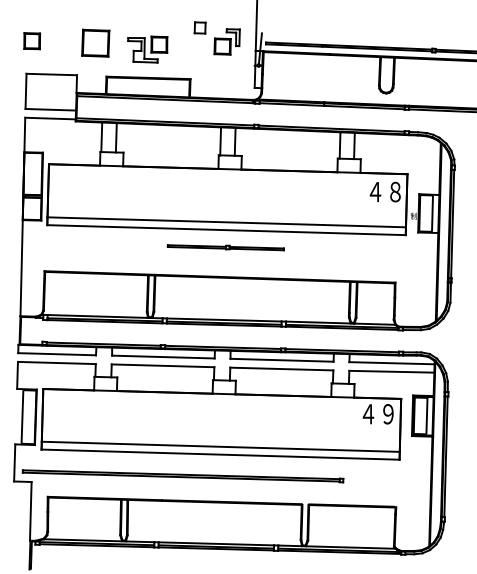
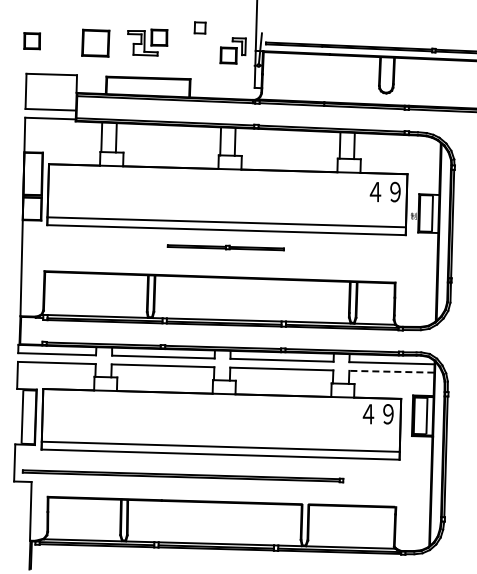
part position: (226, 41) -> (232, 50) (232, 50)
part position: (147, 49) -> (147, 42) (147, 42)
text: ４８ -> ４９ (395, 192)
line: solid -> dashed (391, 371)
